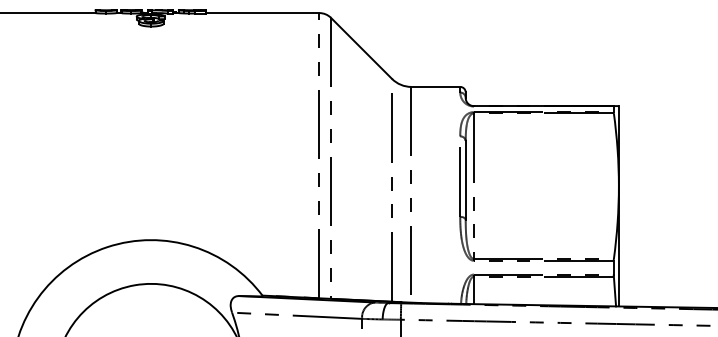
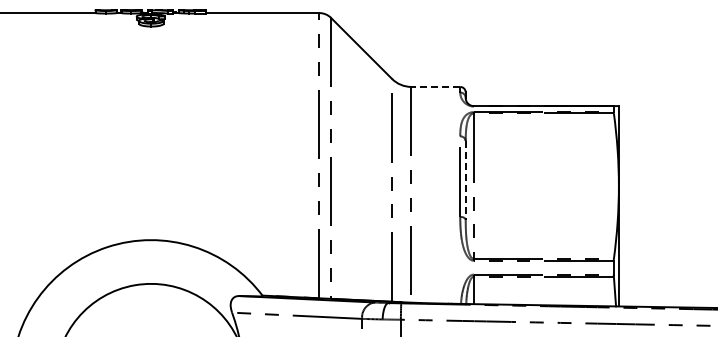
line: solid -> dashed (435, 86)
line: solid -> dashed (465, 180)
